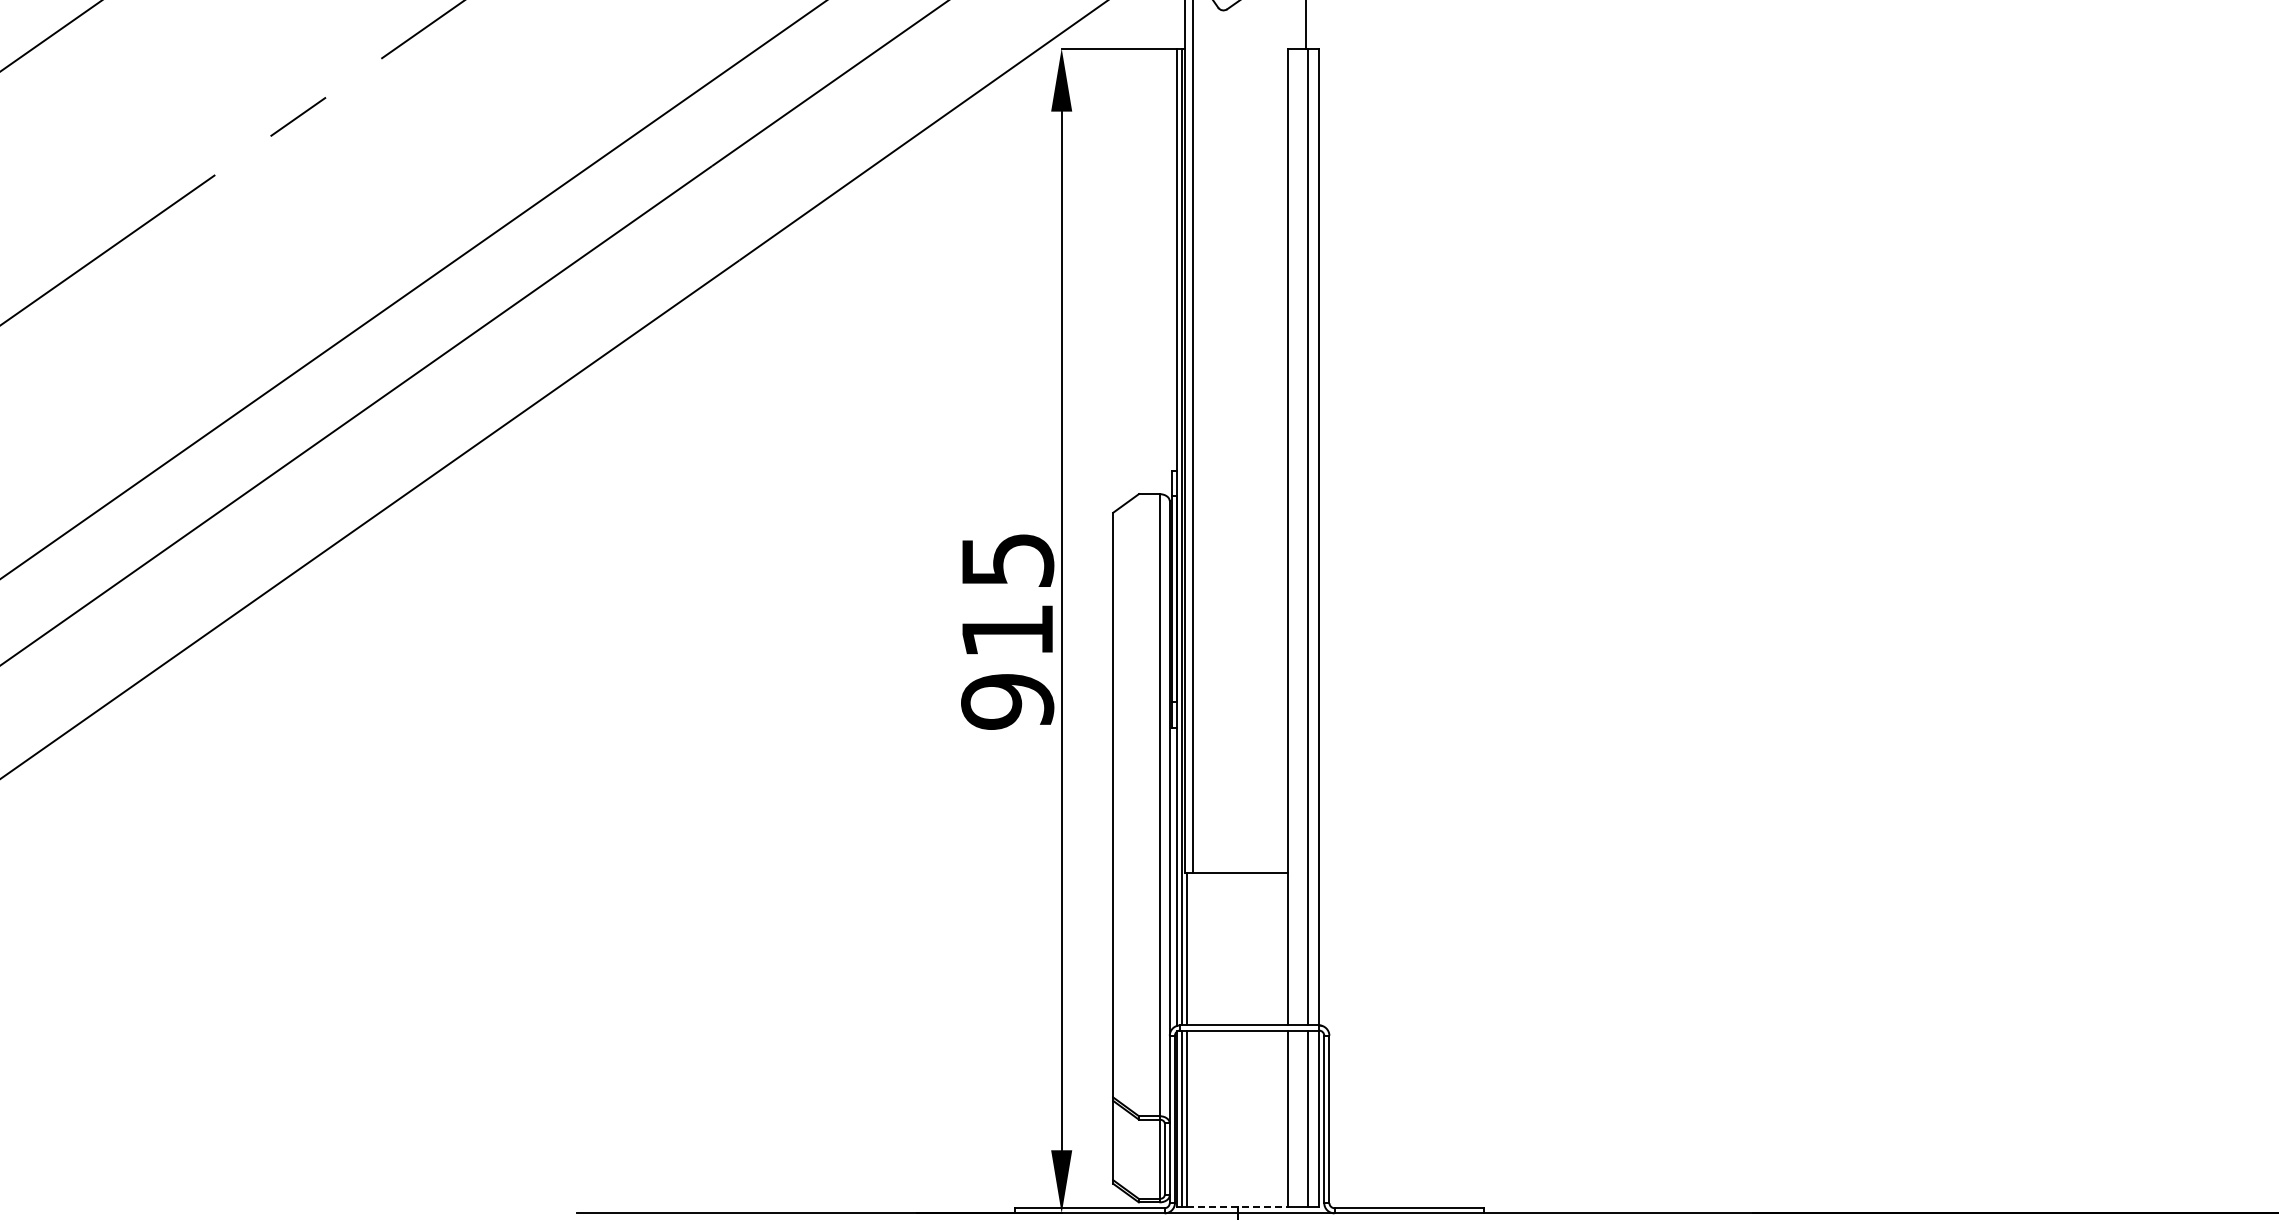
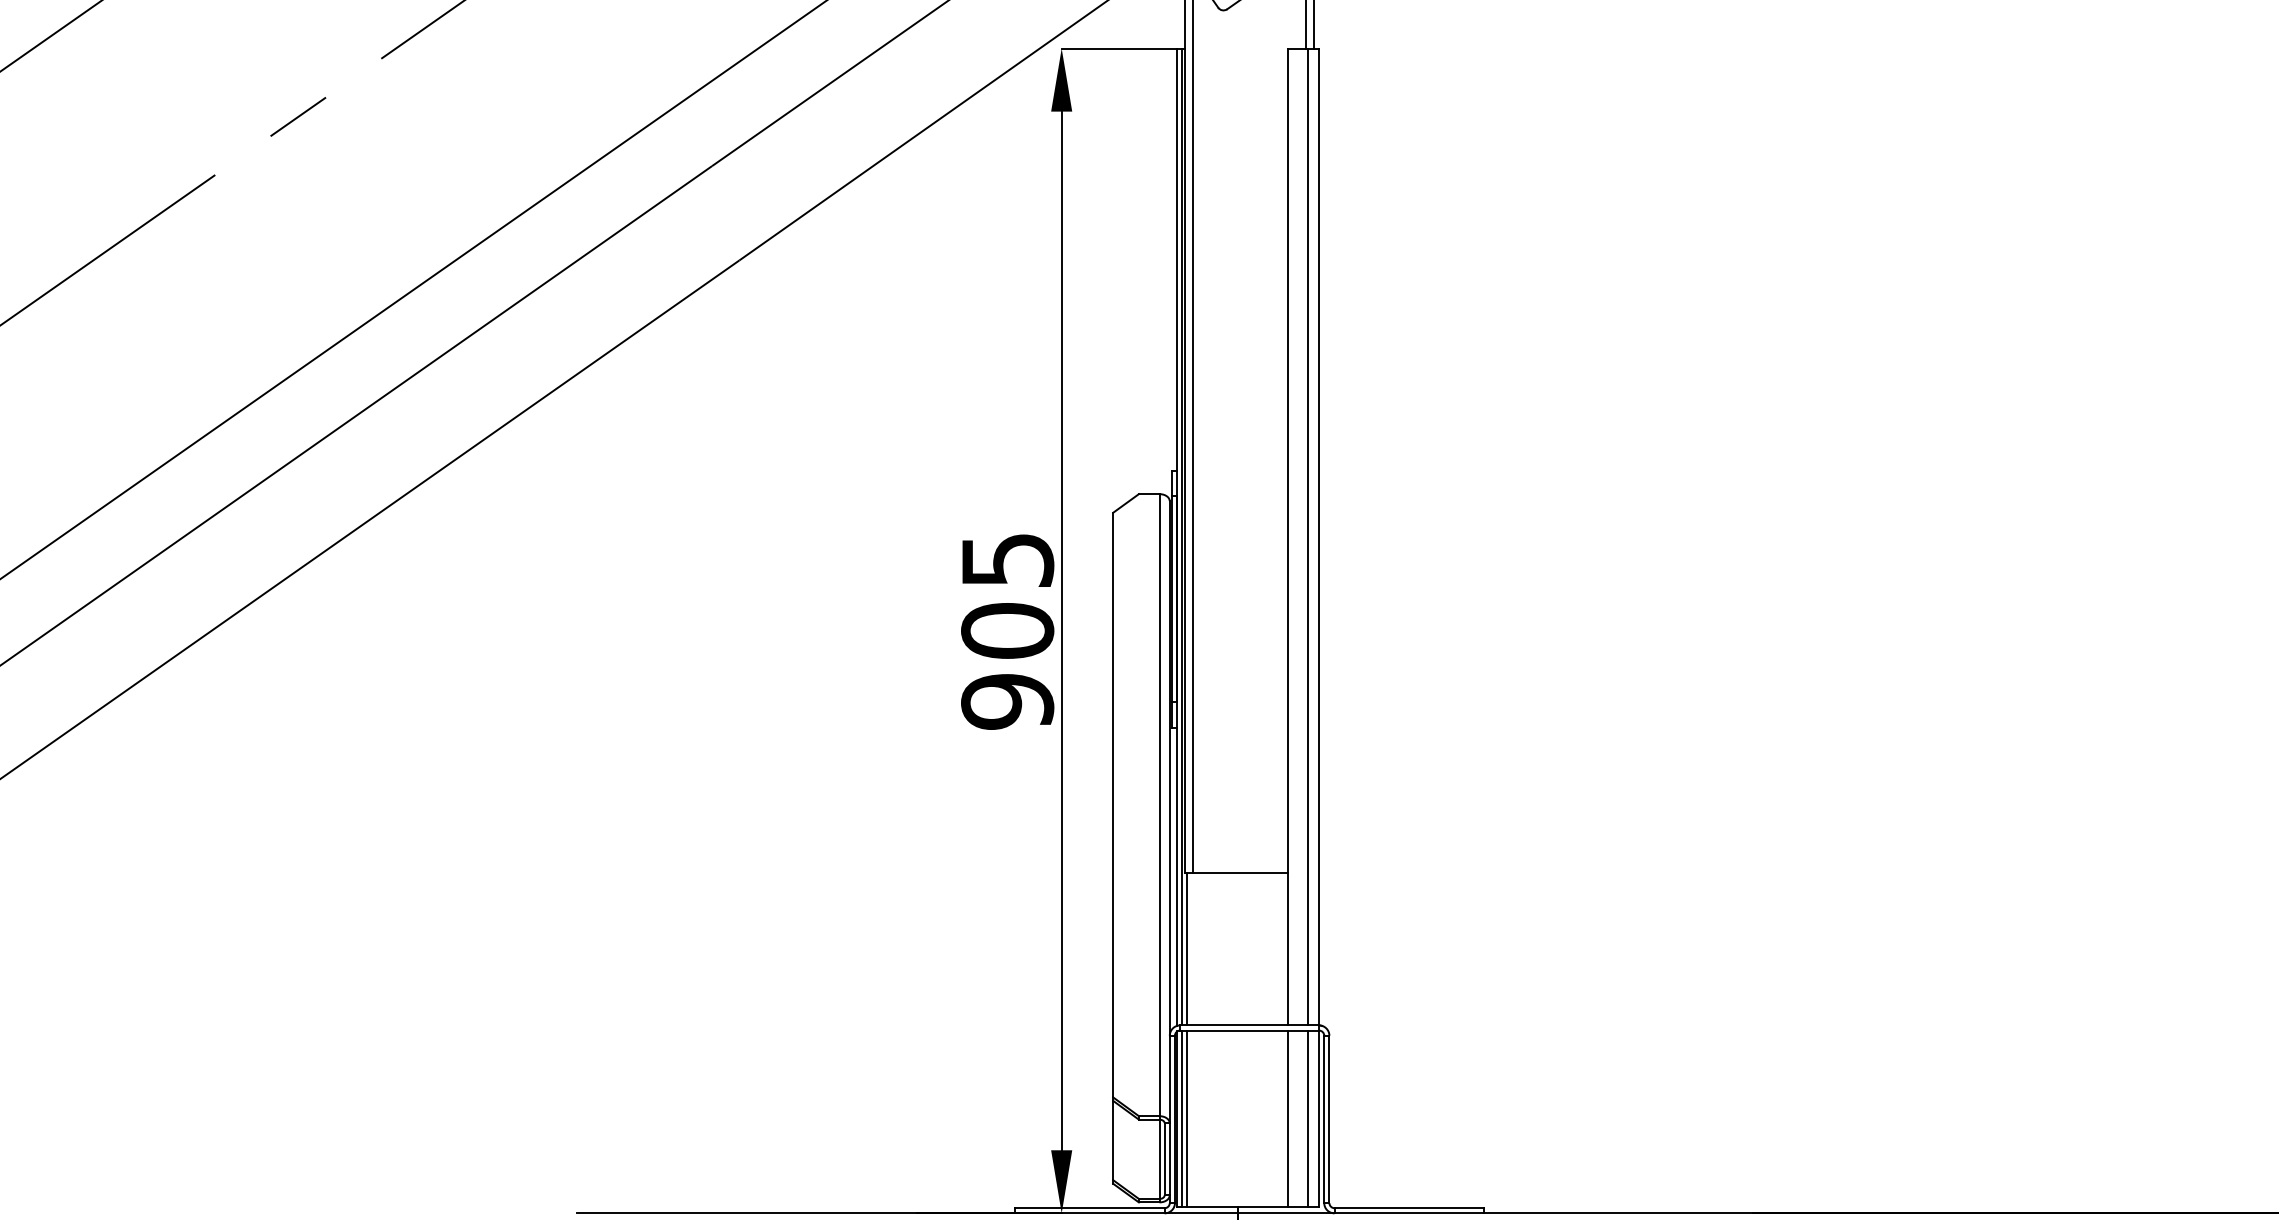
line: none -> present (1313, 25)
text: 915 -> 905 (1007, 630)
line: dashed -> solid (1238, 1206)
